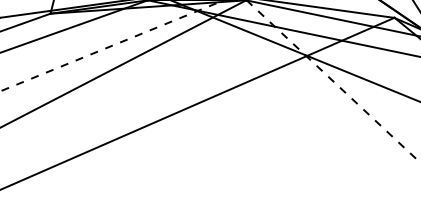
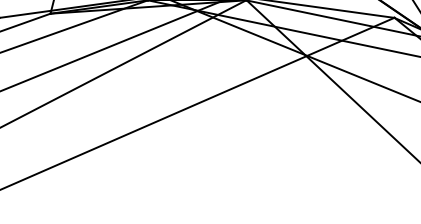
line: dashed -> solid (112, 45)
line: dashed -> solid (334, 82)
